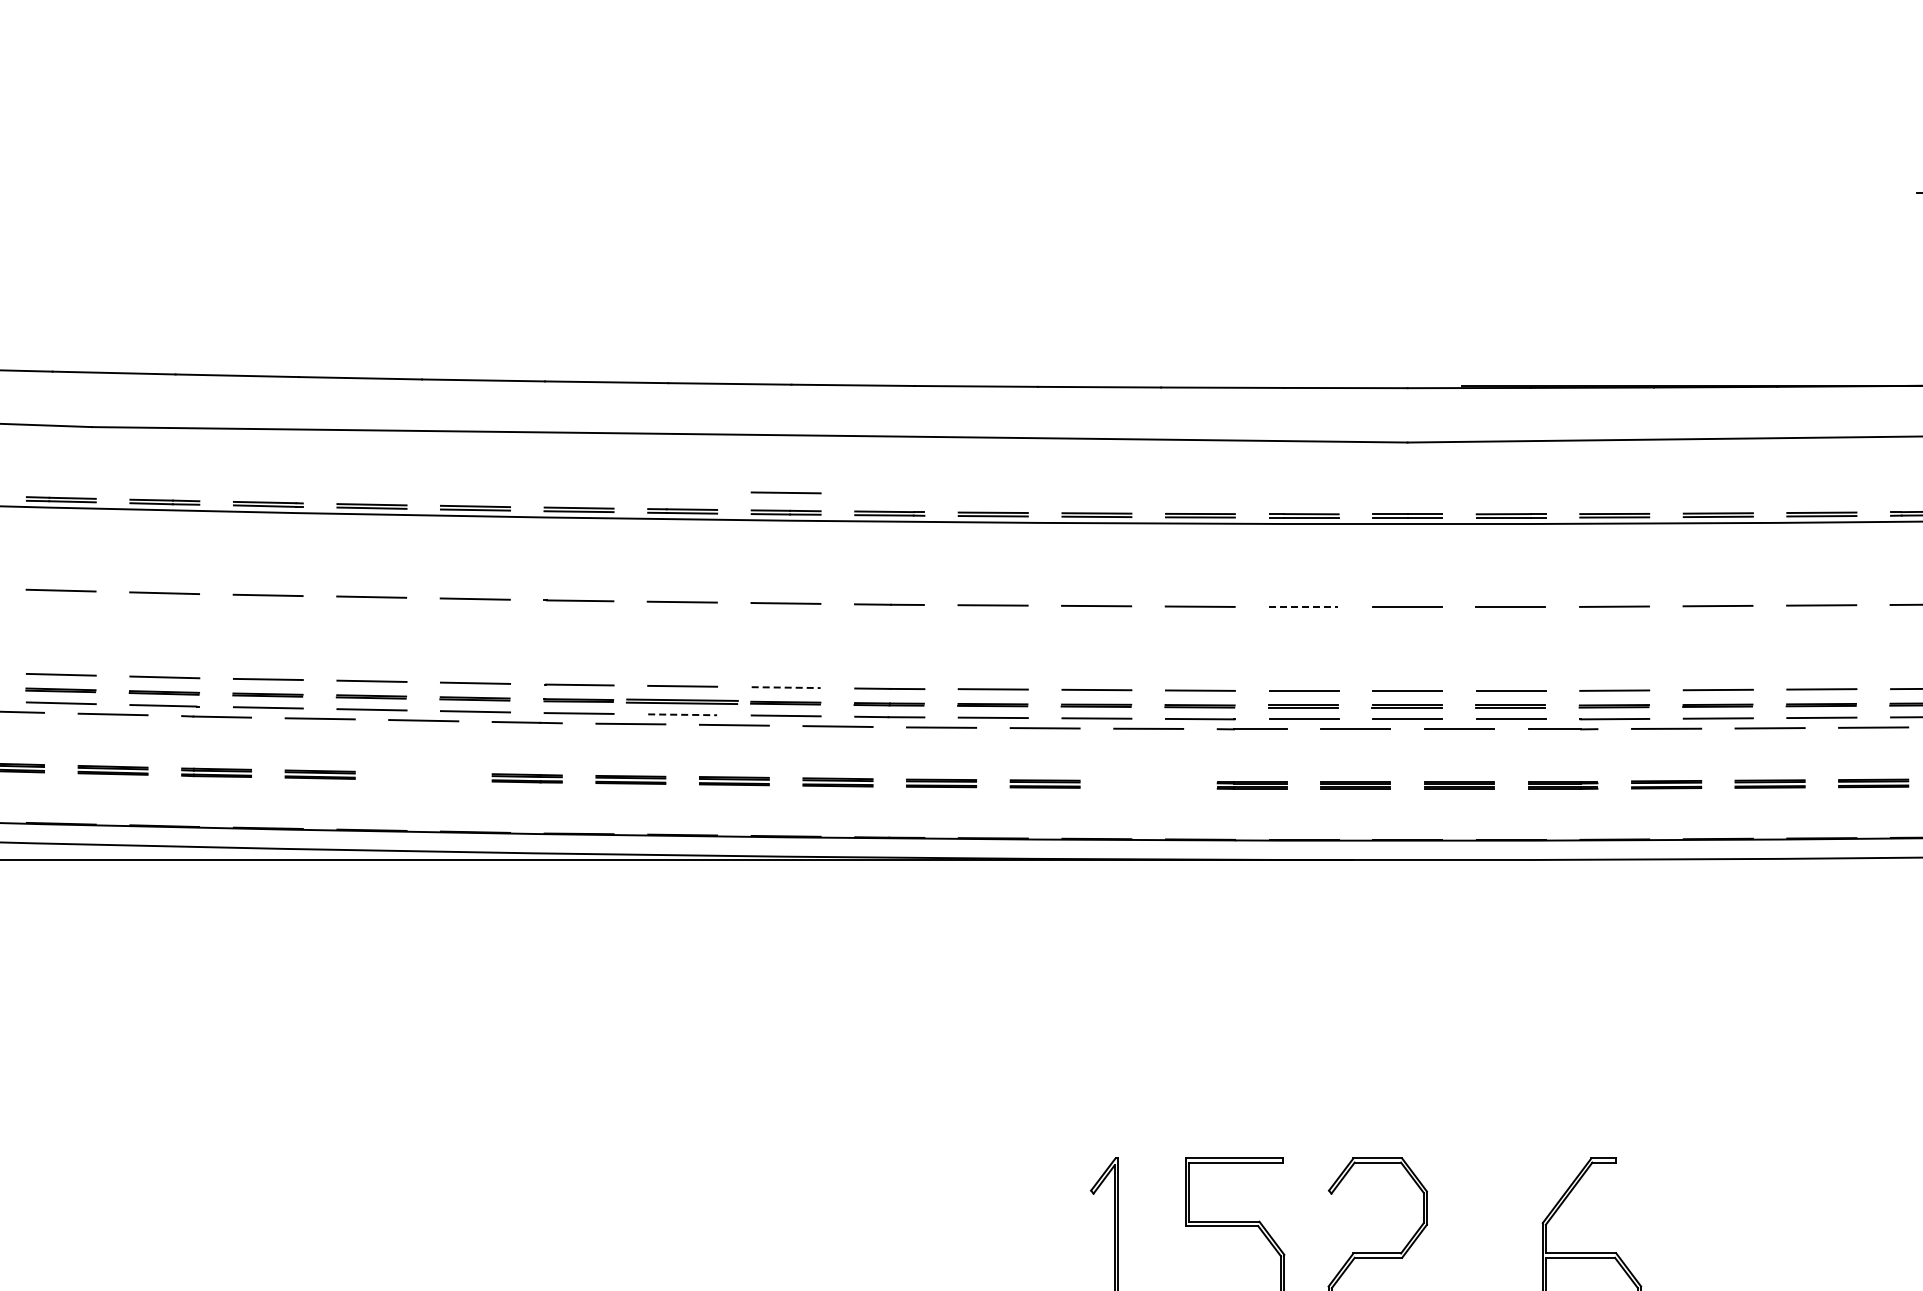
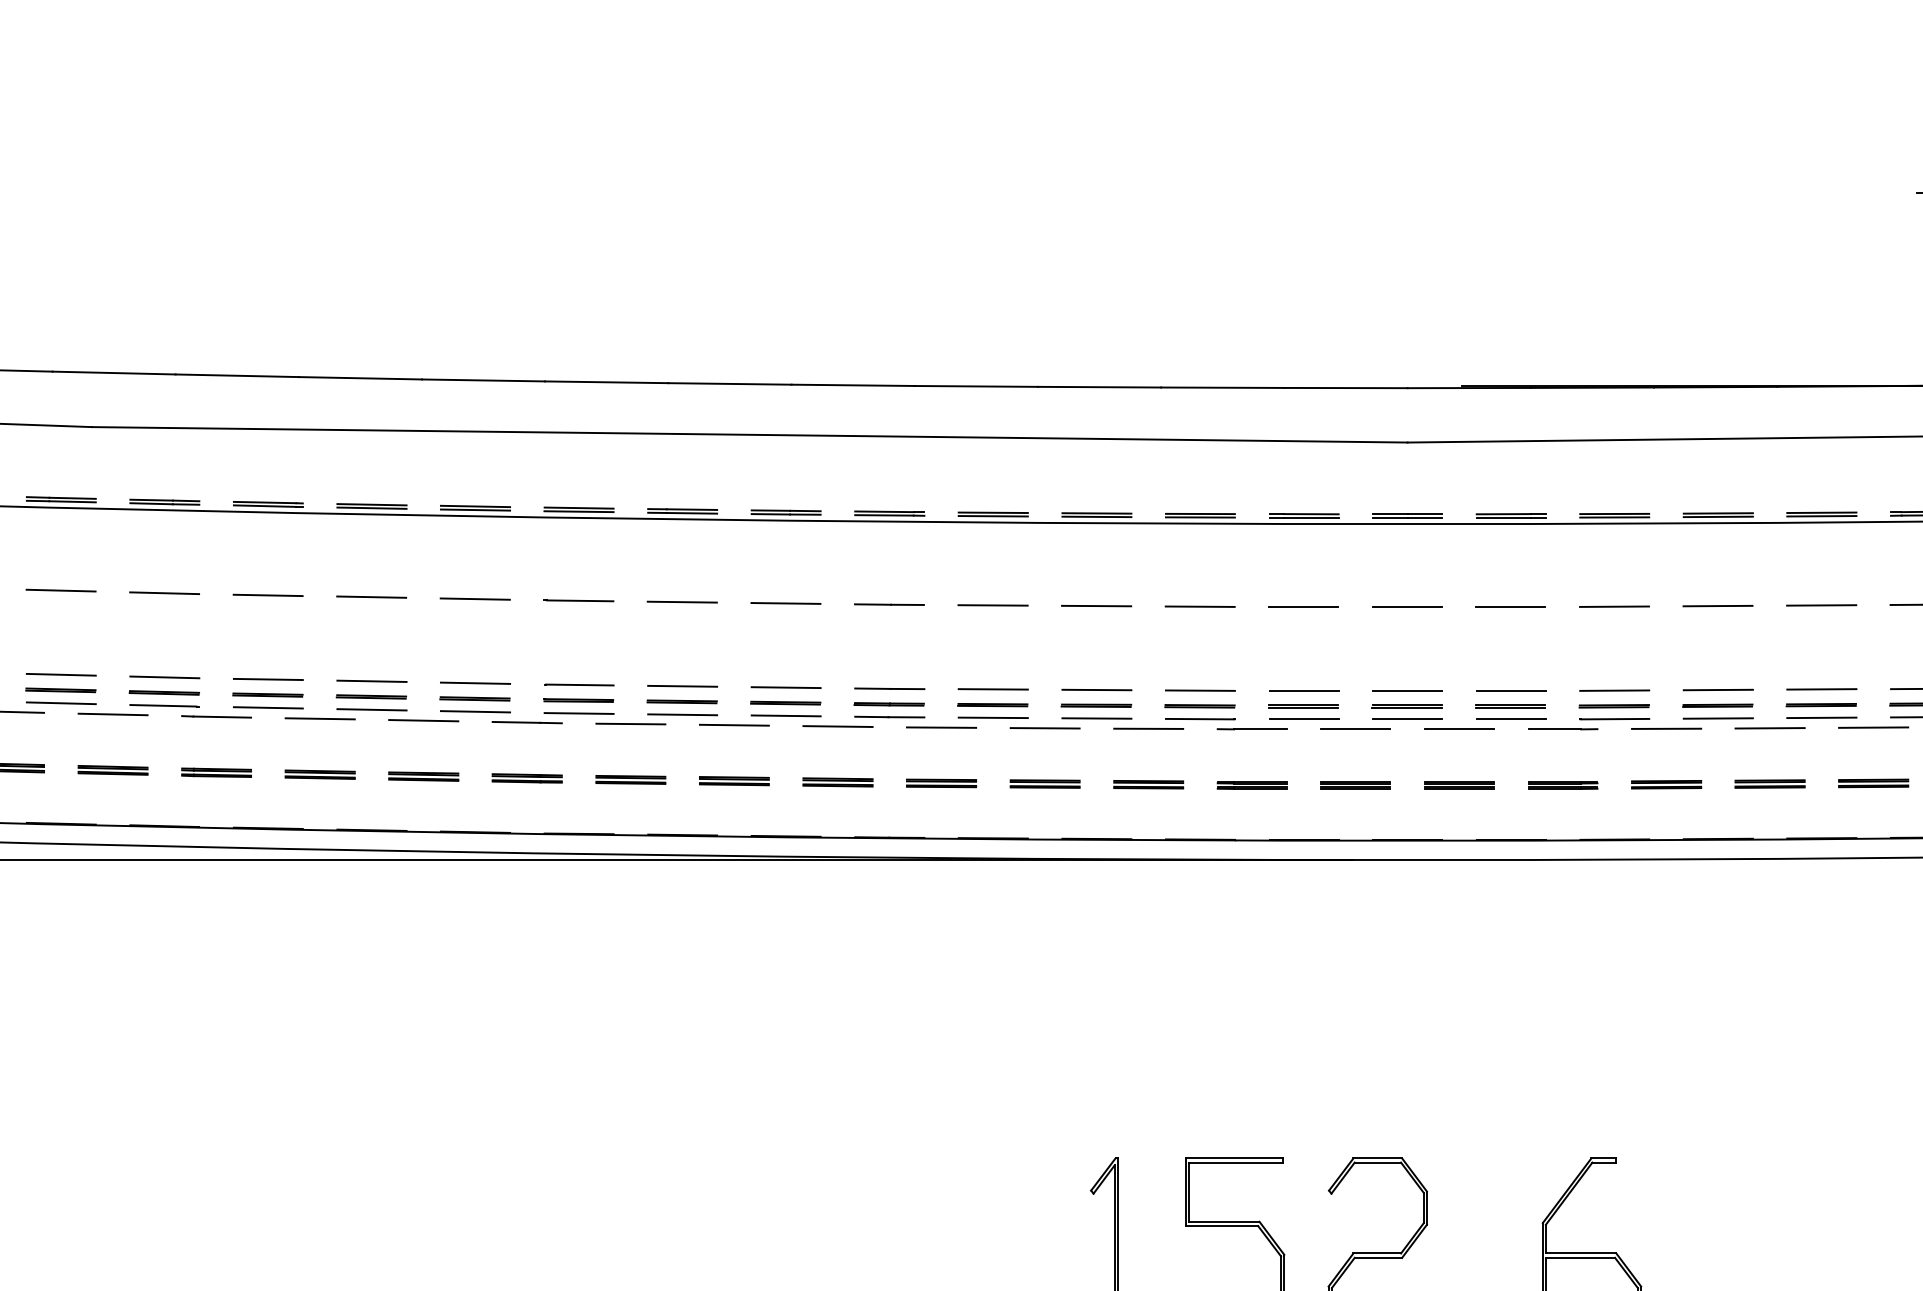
line: present -> none (785, 492)
line: dashed -> solid (1304, 606)
line: dashed -> solid (786, 687)
part size: 113x7 px -> 72x6 px (681, 701)
line: dashed -> solid (683, 714)
part: none -> present (423, 776)
part: none -> present (1148, 784)
